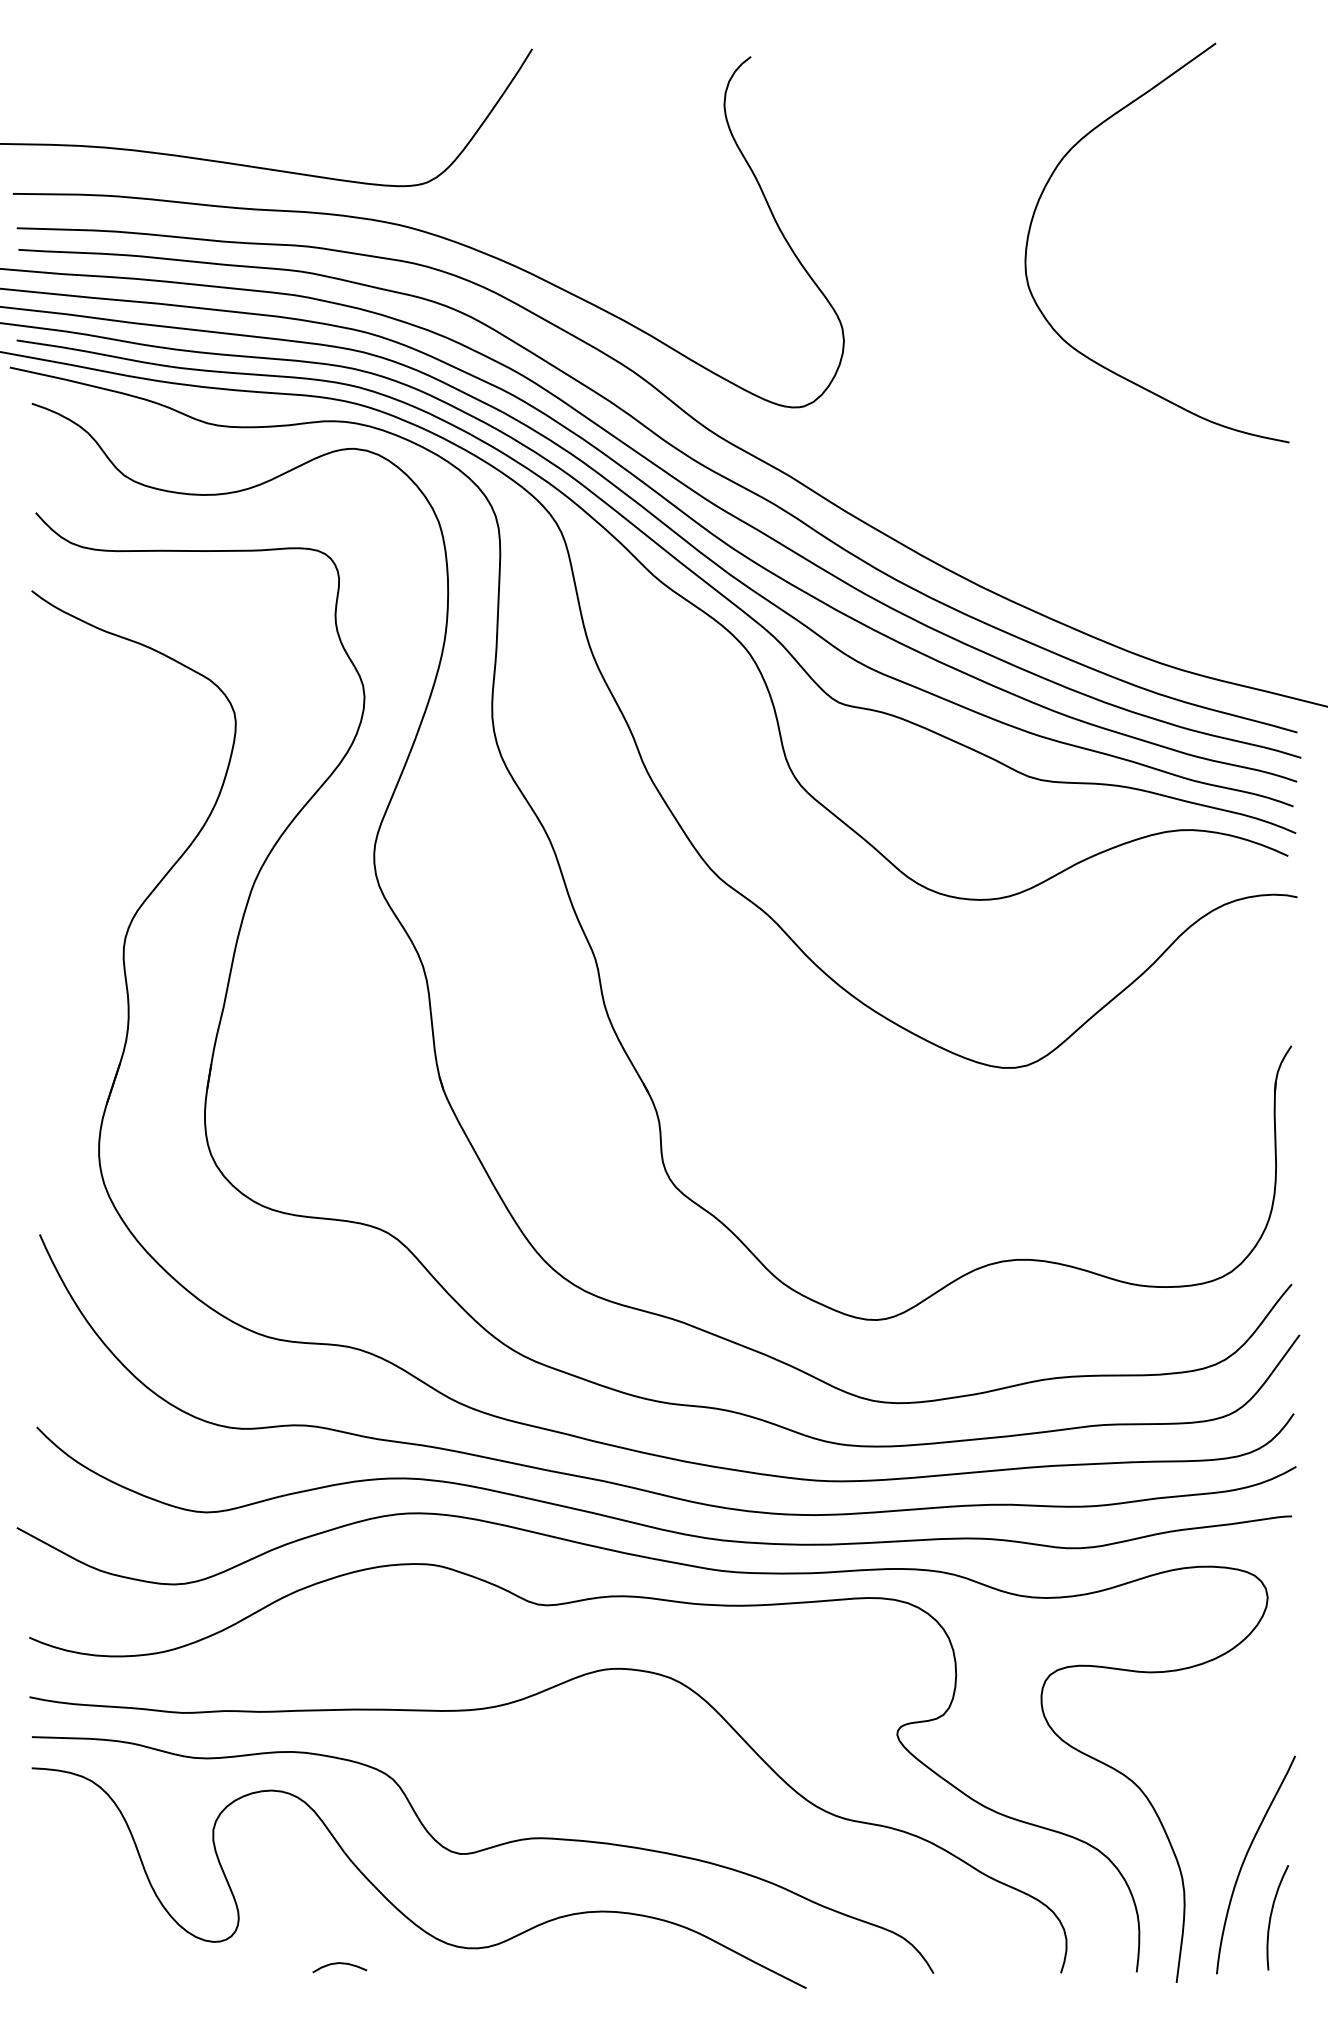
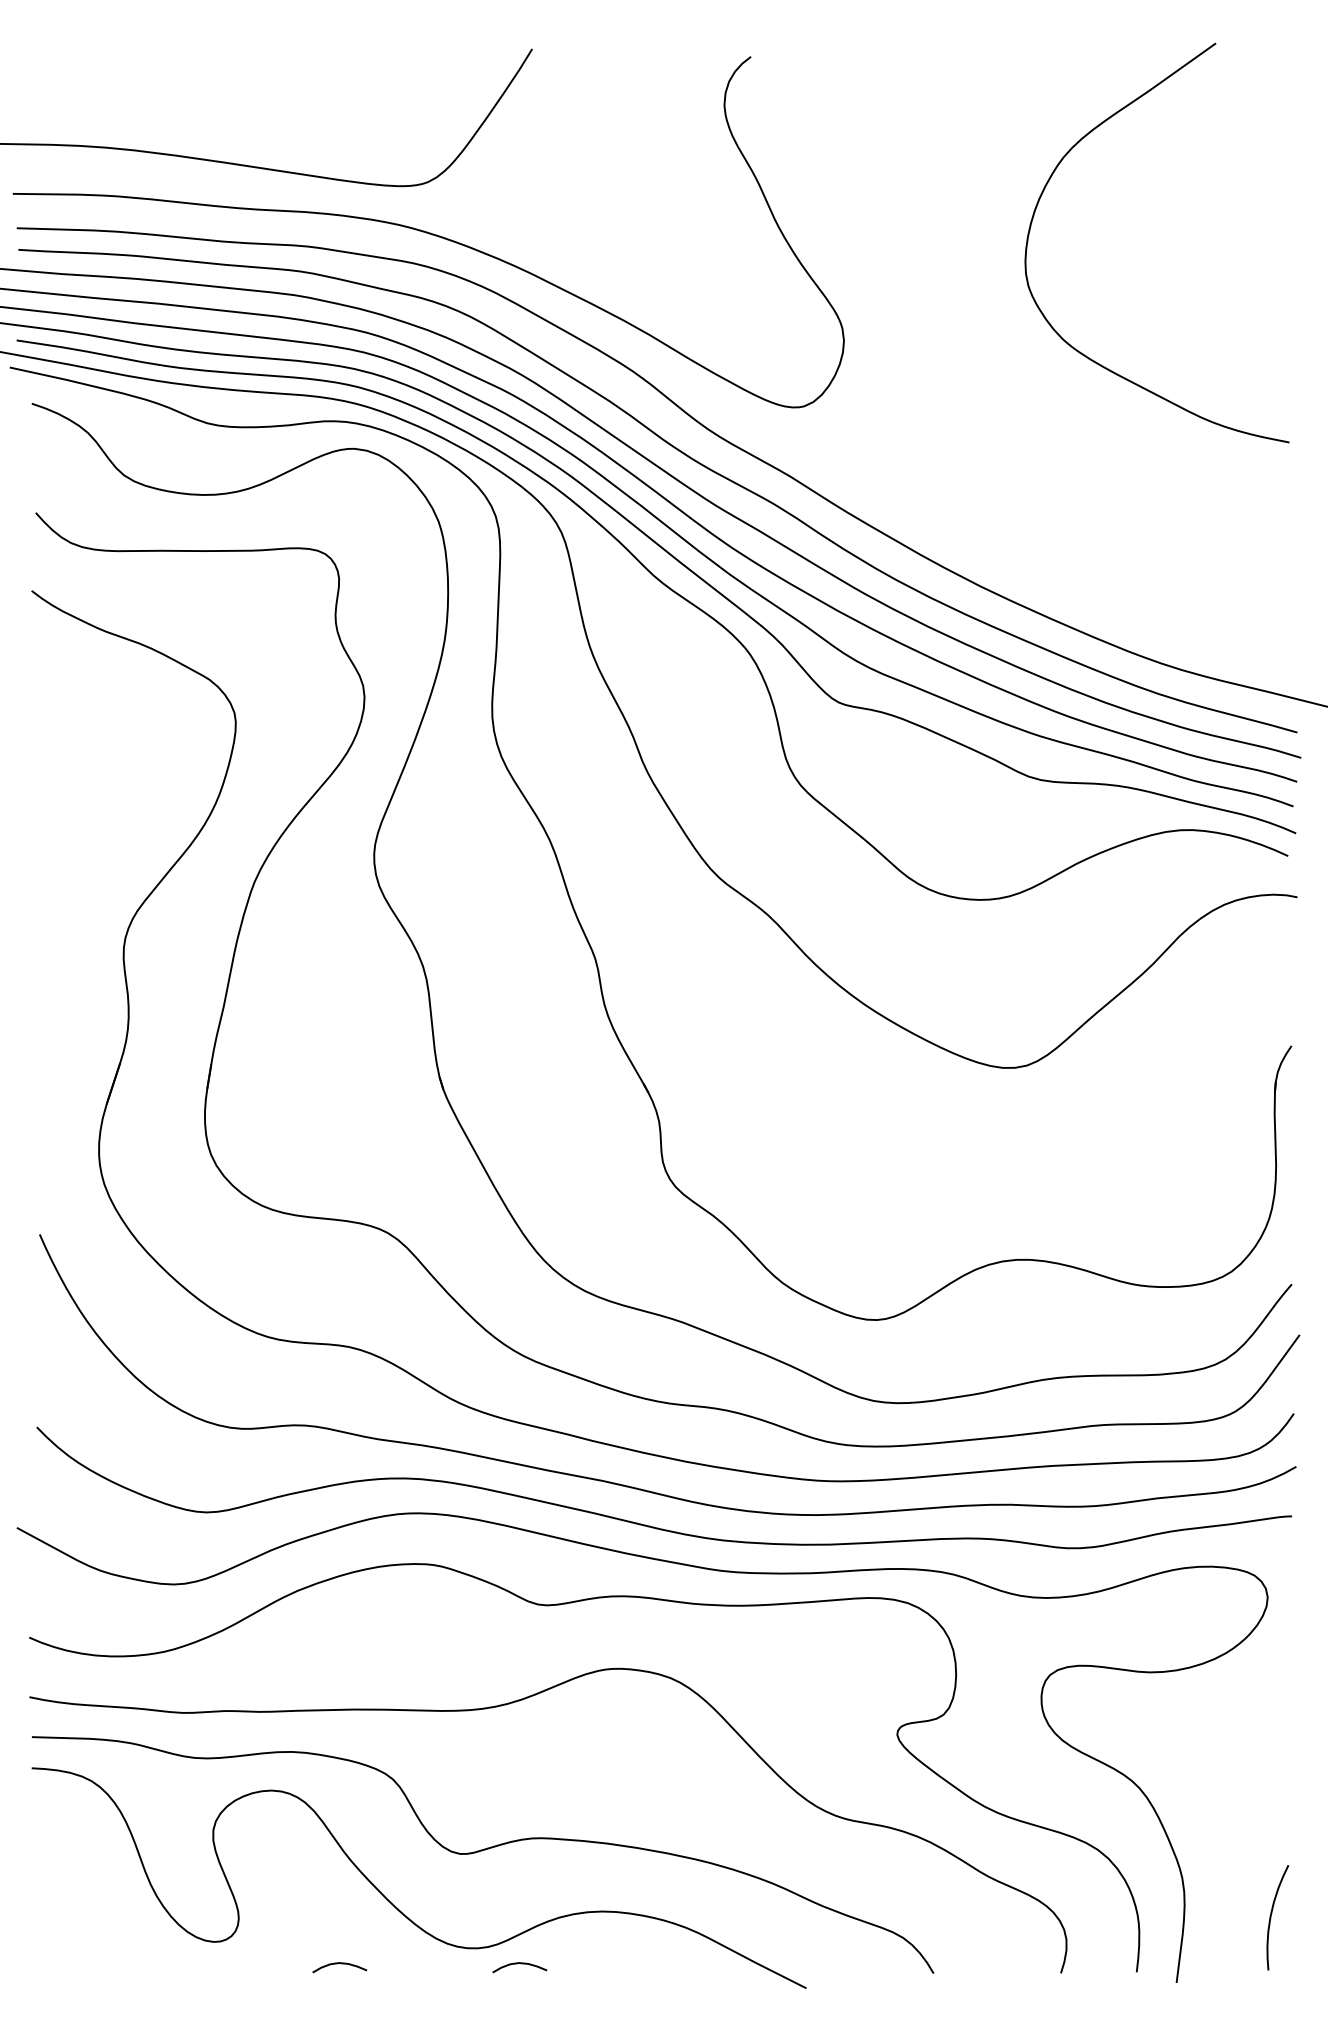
curve: present -> none (1245, 1860)
curve: none -> present (520, 1964)
